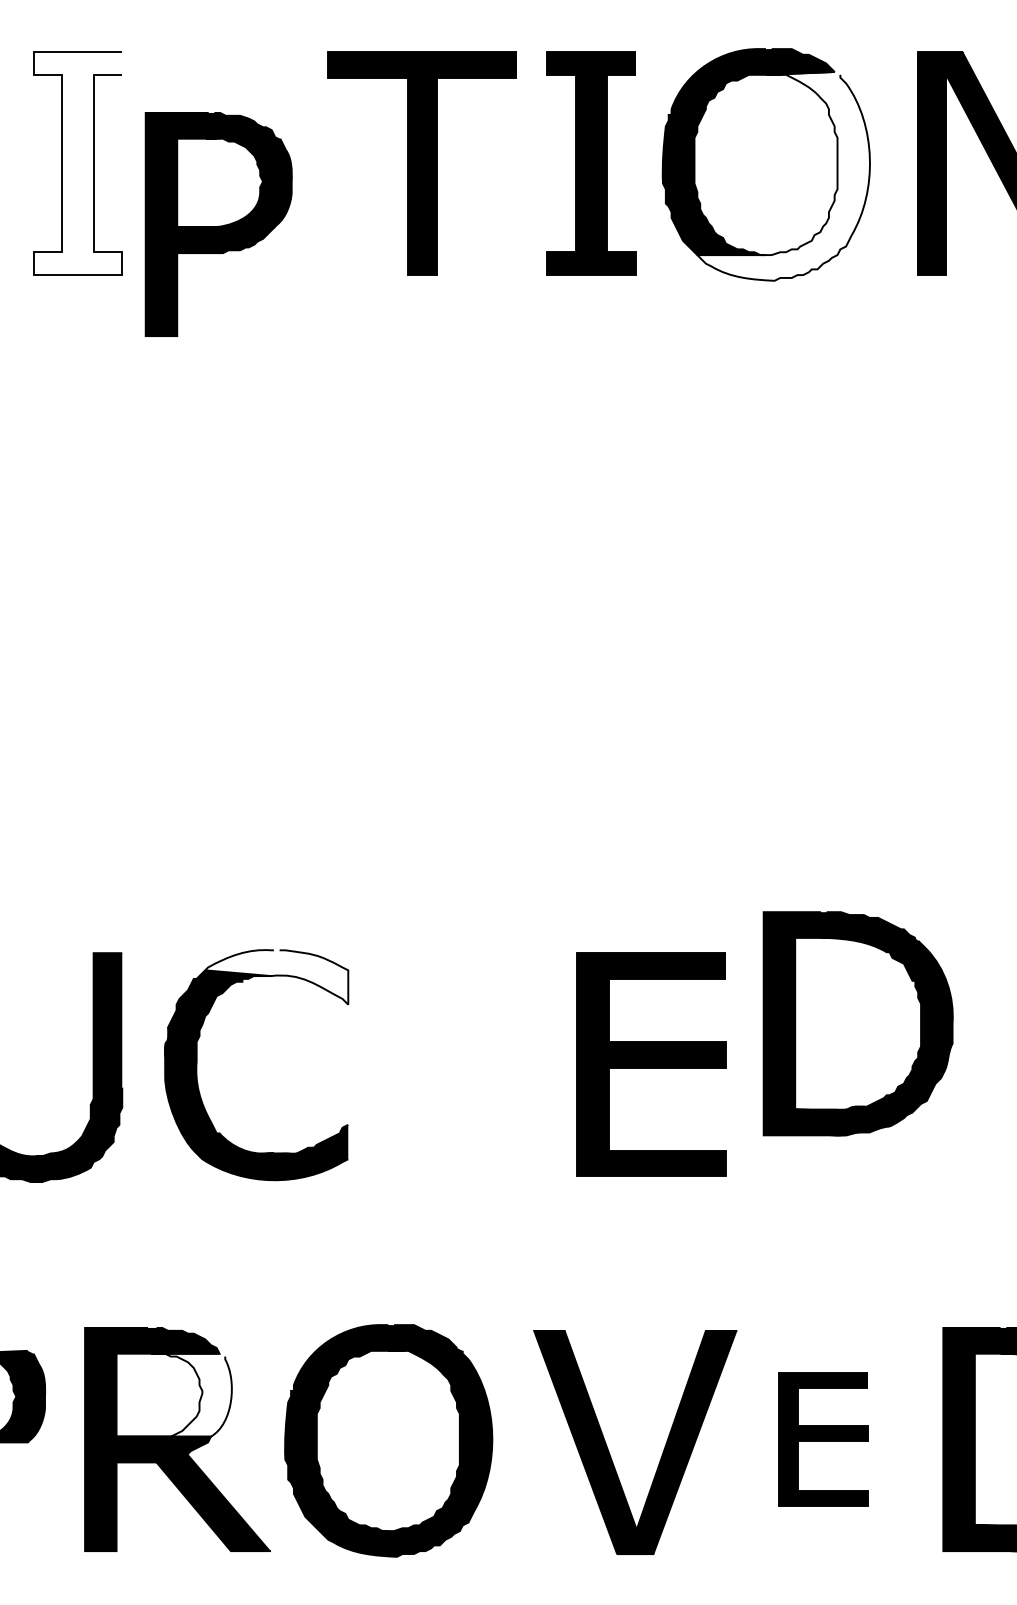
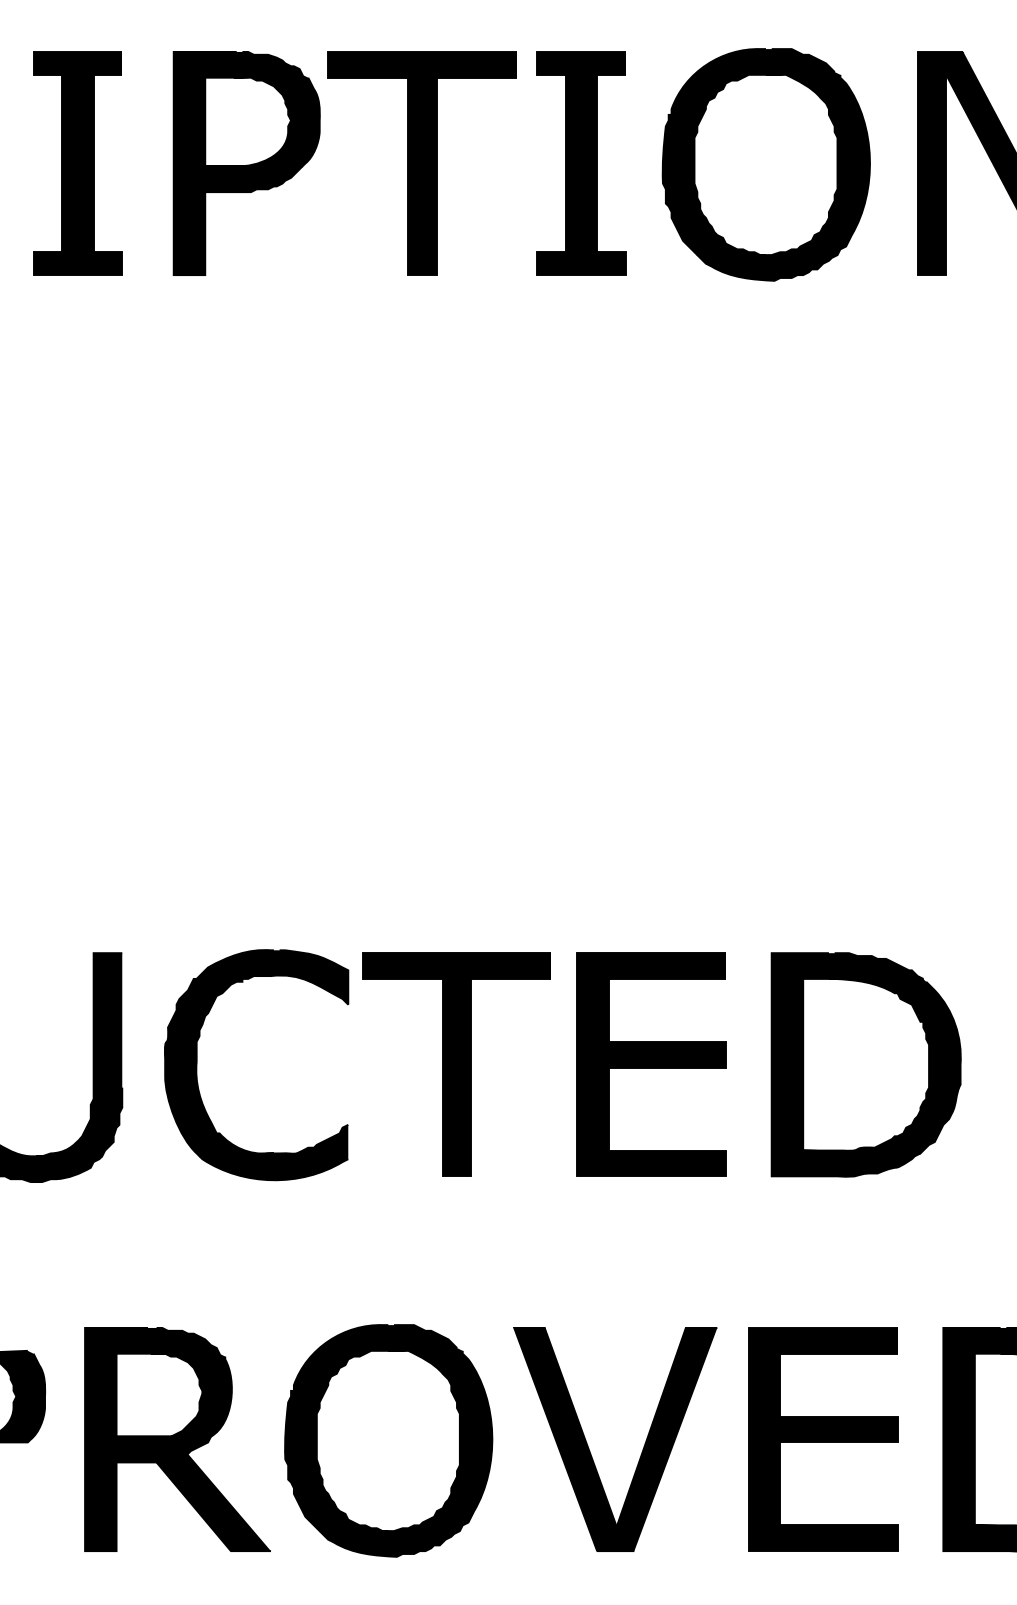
fill: none -> present (77, 163)
part position: (591, 163) -> (581, 163) (581, 163)
fill: none -> present (783, 175)
part position: (218, 224) -> (246, 163) (246, 163)
fill: none -> present (276, 977)
part position: (857, 1023) -> (865, 1064) (865, 1064)
part: none -> present (456, 1064)
fill: none -> present (173, 1394)
part size: 91x135 px -> 151x225 px (823, 1439)
part position: (609, 1451) -> (589, 1448) (589, 1448)
